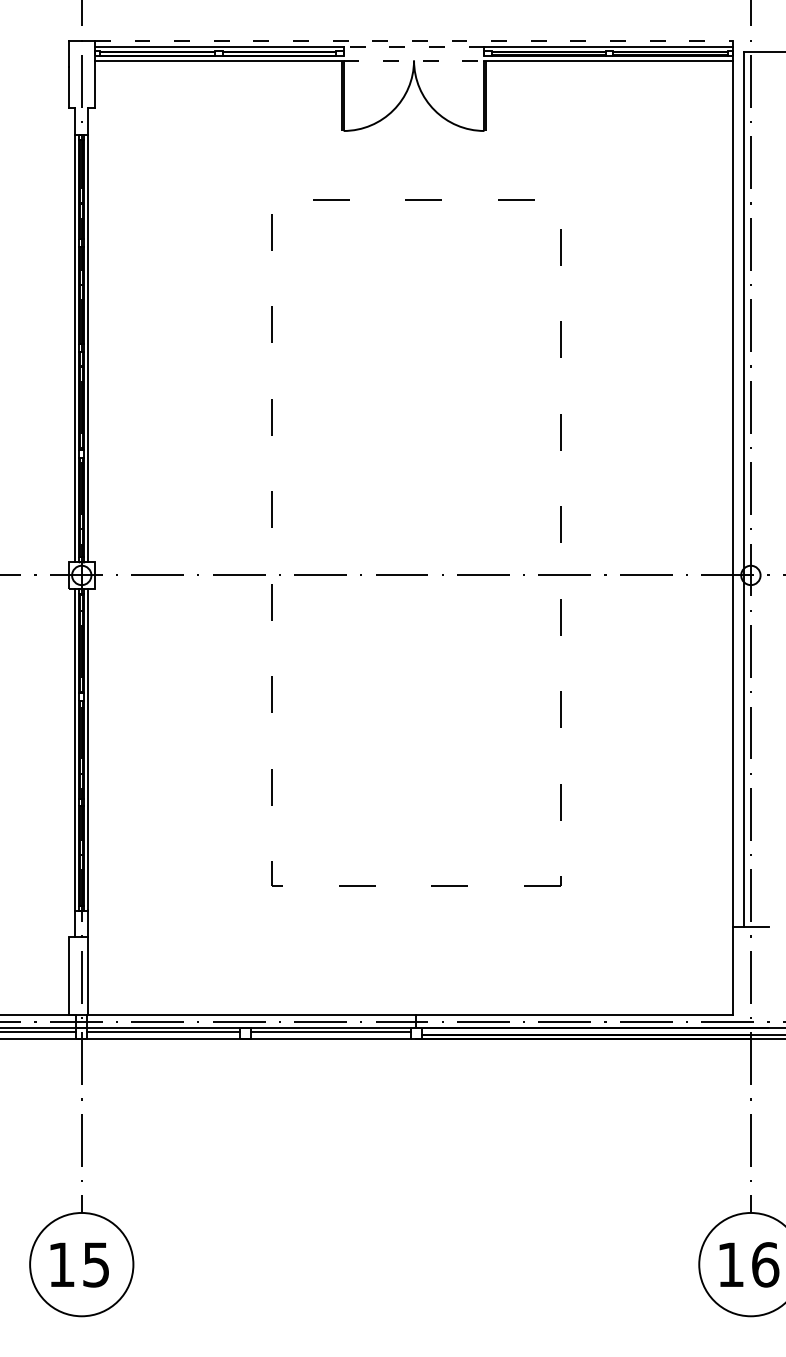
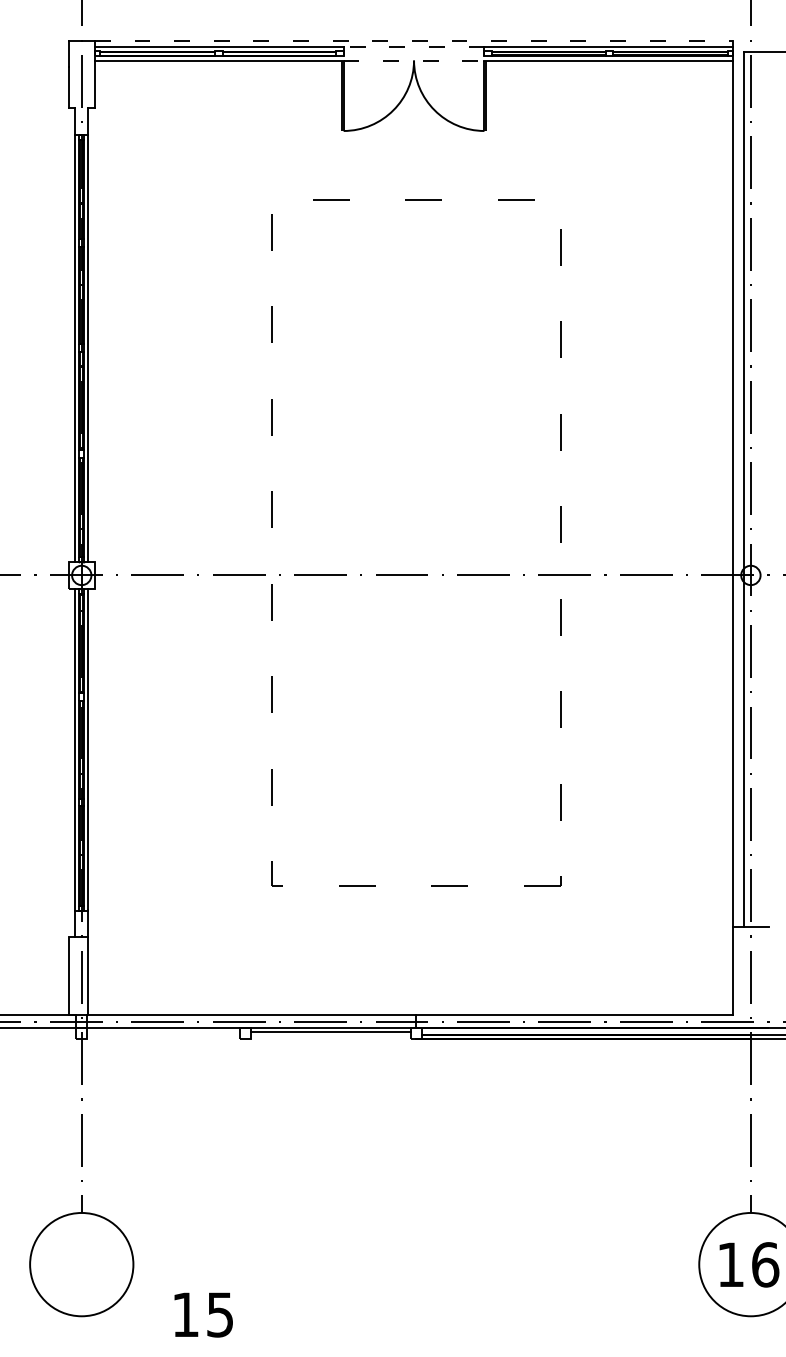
line: present -> none (39, 1032)
line: present -> none (163, 1032)
line: present -> none (206, 1038)
text position: (79, 1264) -> (203, 1314) (203, 1314)
